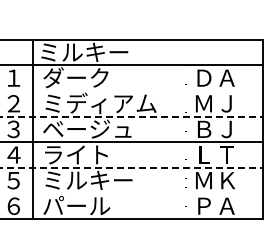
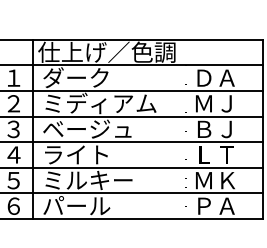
text: ミルキー -> 仕上げ／色調 (106, 51)
line: none -> present (132, 91)
line: dashed -> solid (131, 116)
line: dashed -> solid (131, 167)
line: none -> present (132, 193)
